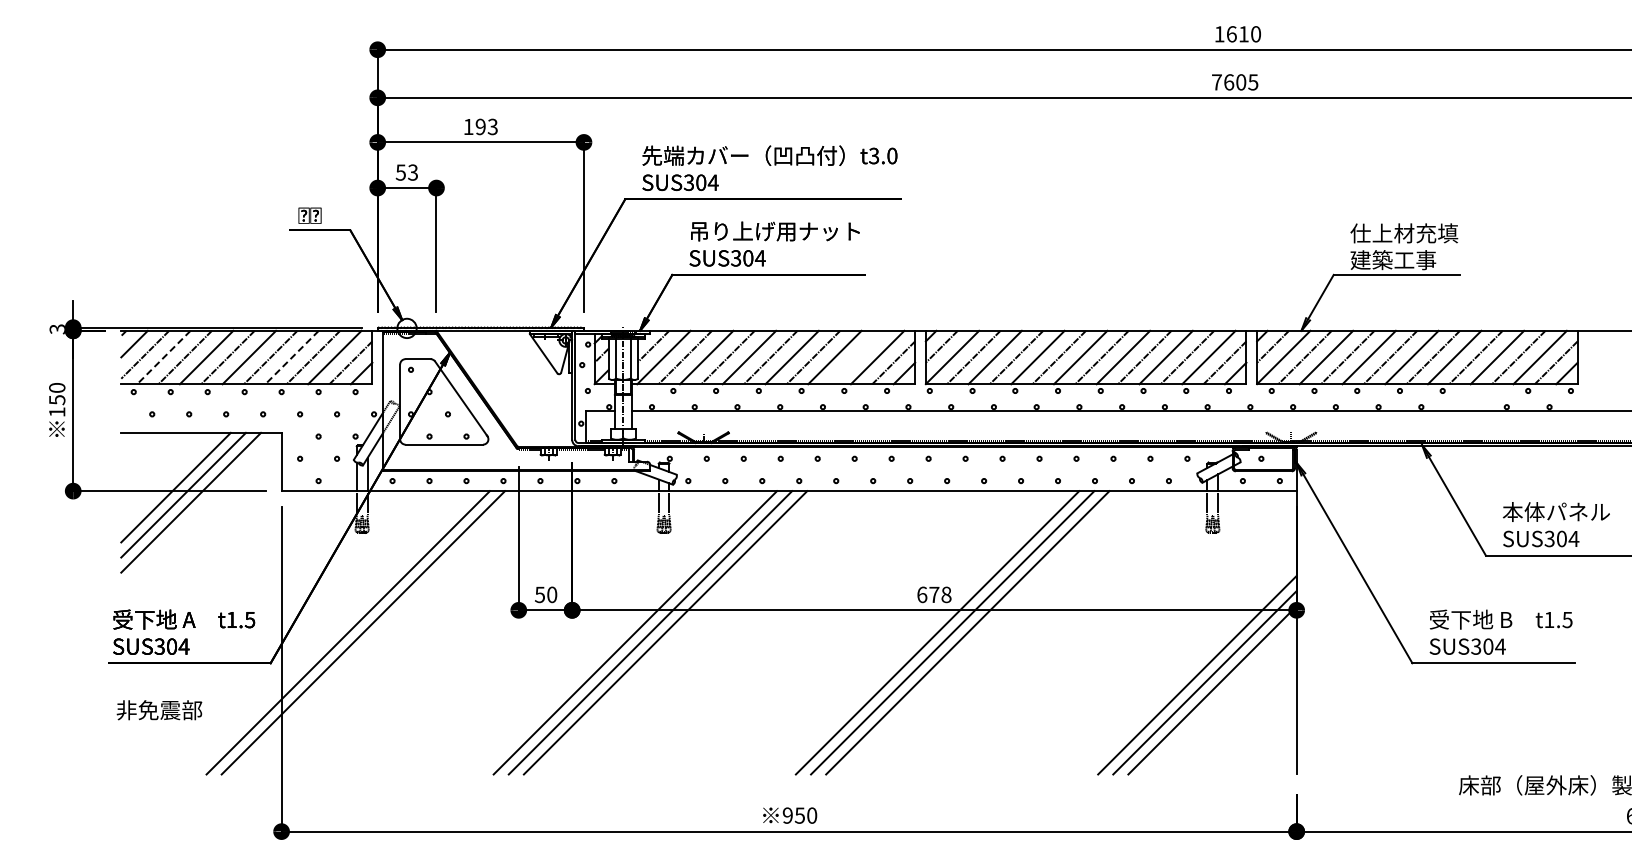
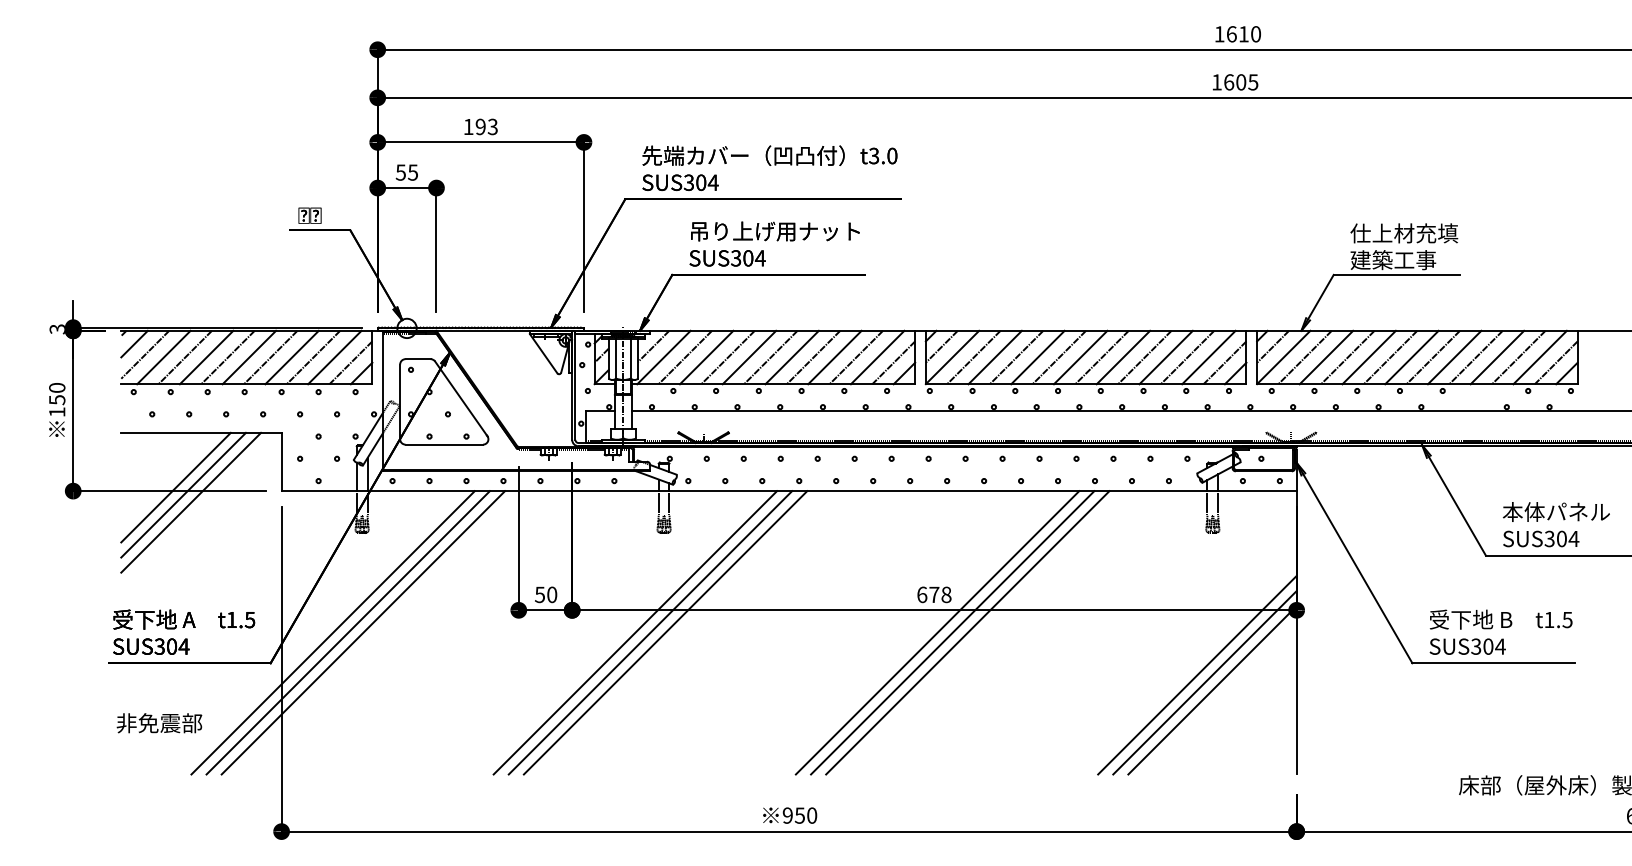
text: 7605 -> 1605 (1216, 82)
text: 53 -> 55 (412, 172)
line: dashed -> solid (163, 357)
line: dashed -> solid (292, 357)
line: none -> present (856, 357)
line: none -> present (332, 632)
text position: (159, 710) -> (159, 723) (159, 723)
